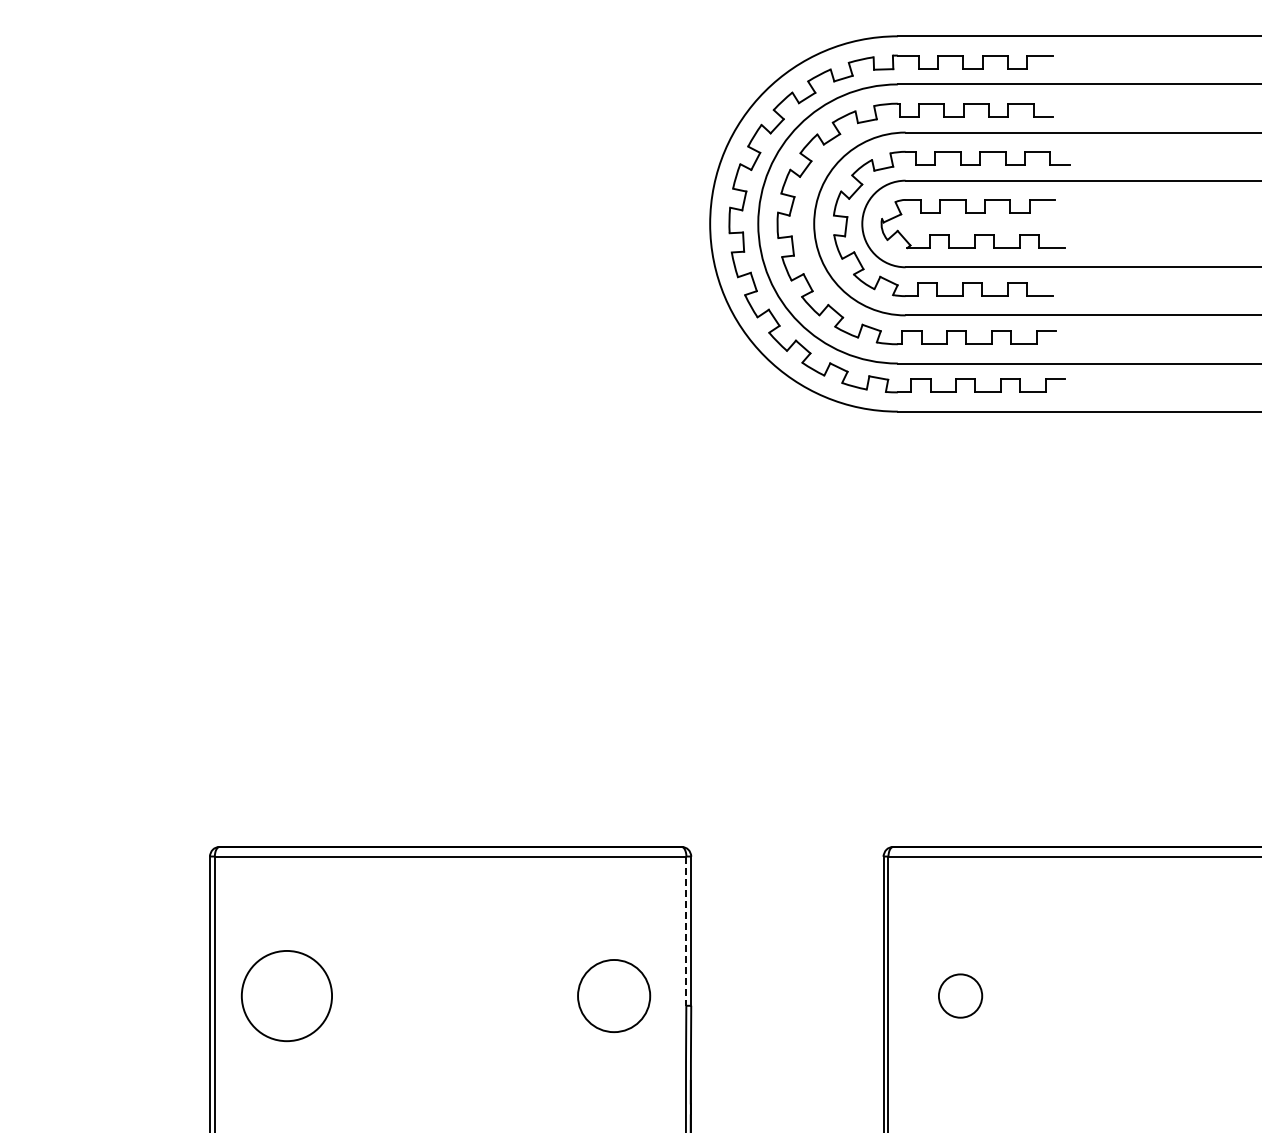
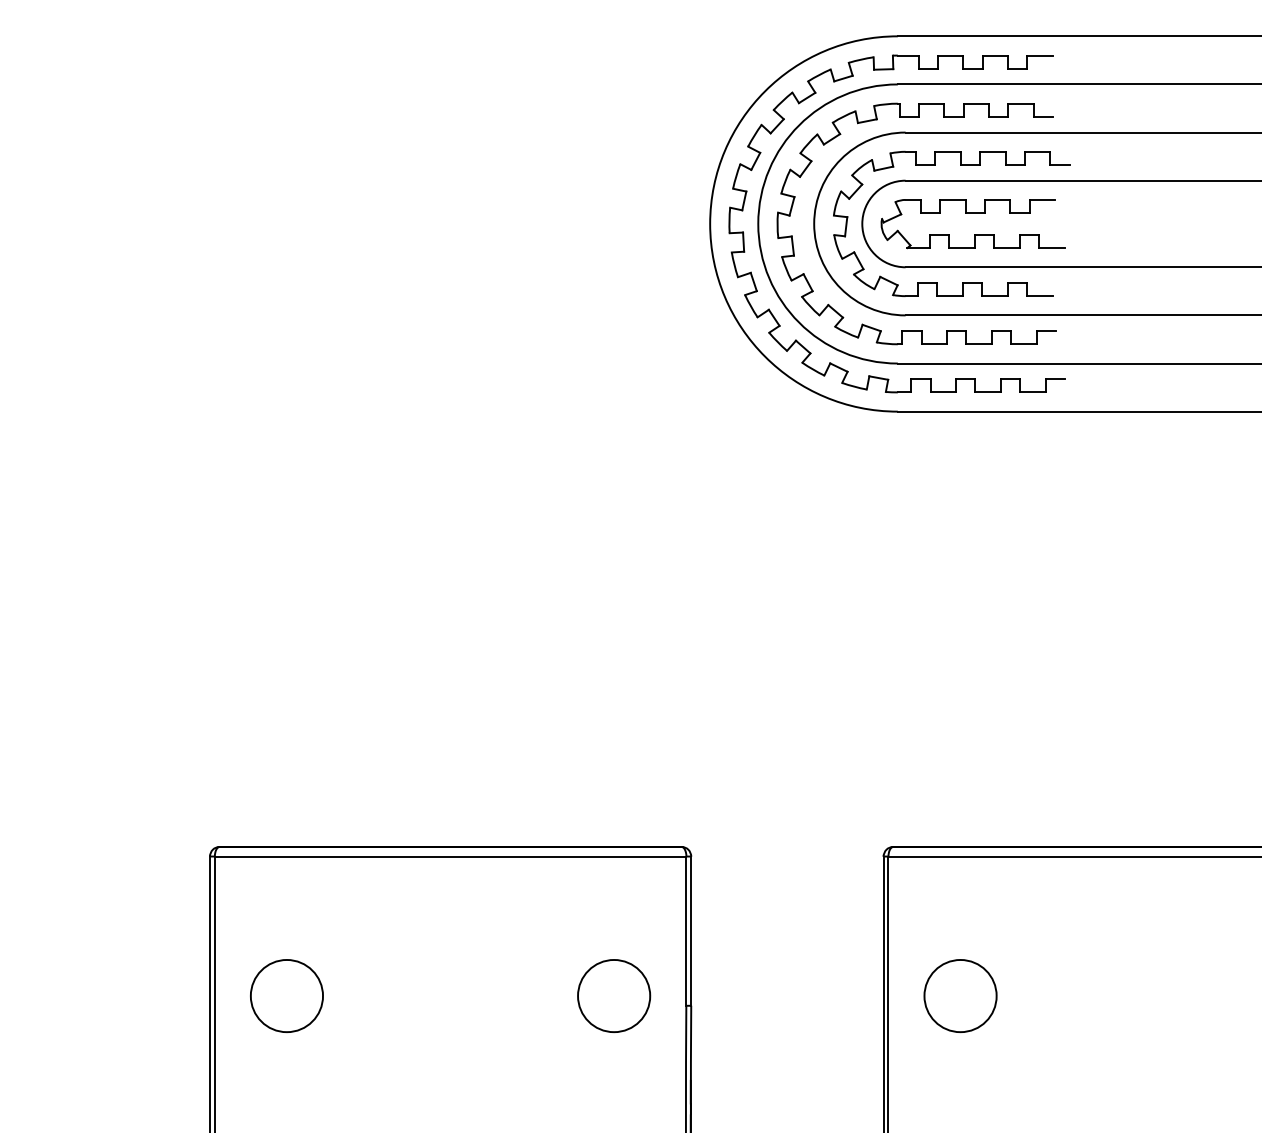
line: dashed -> solid (686, 931)
circle diameter: 90 px -> 72 px (286, 995)
circle diameter: 43 px -> 72 px (960, 995)
